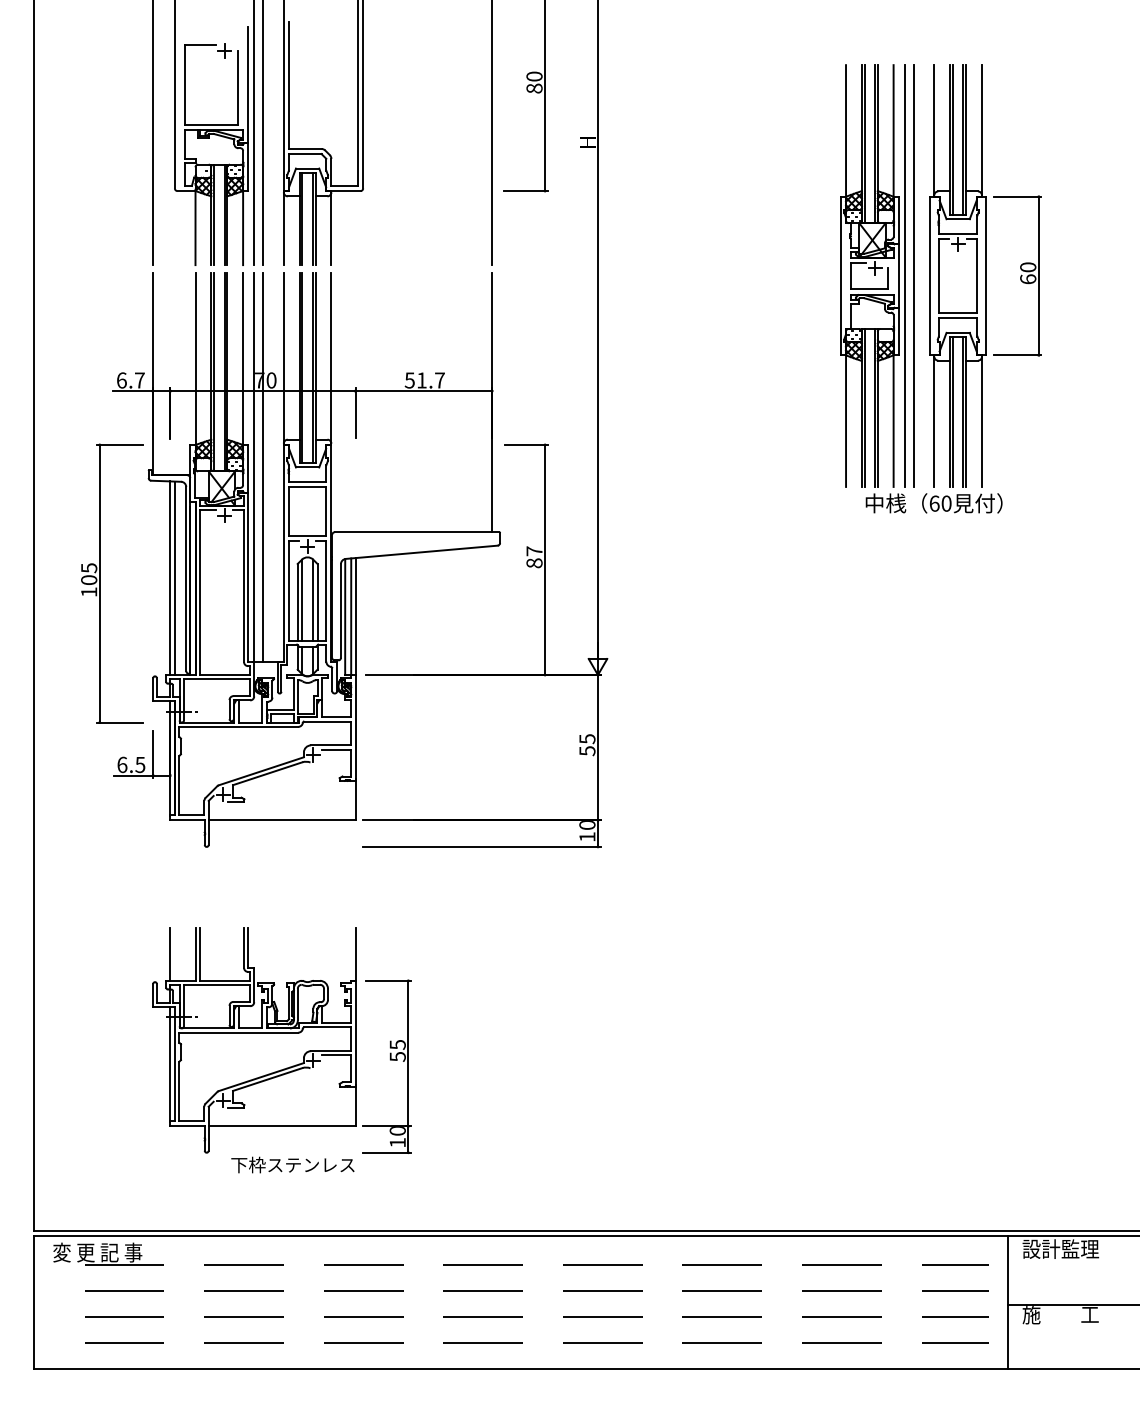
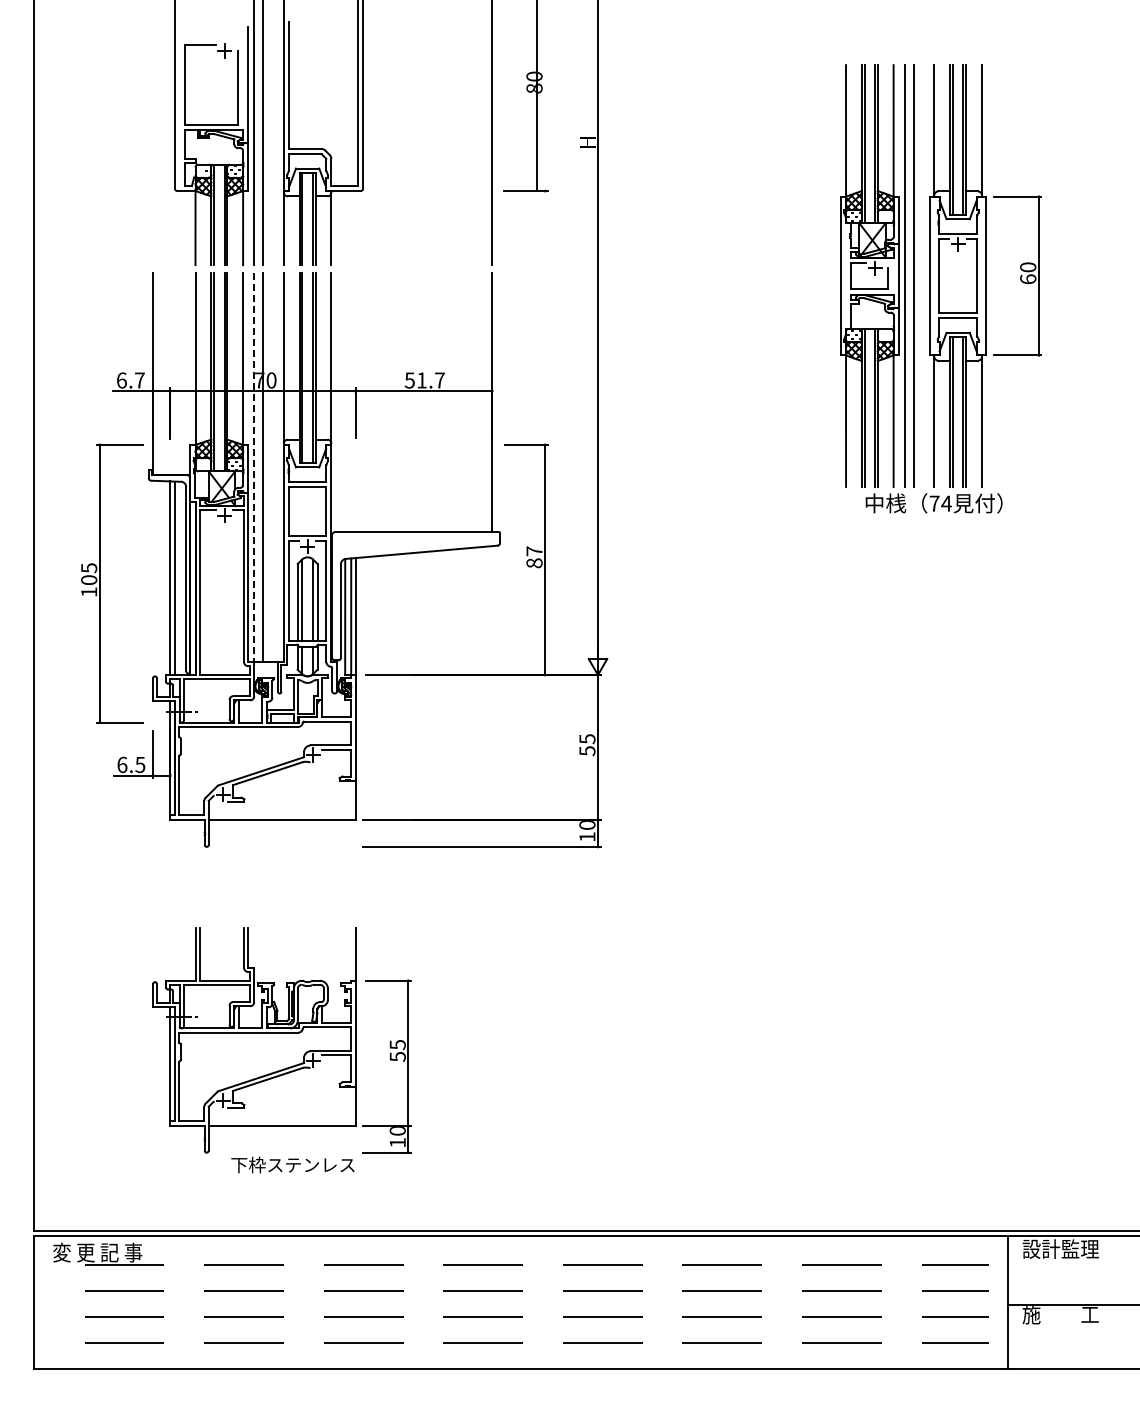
line position: (545, 96) -> (537, 96) (537, 96)
line: present -> none (152, 133)
line: solid -> dashed (254, 467)
text: 60 -> 74 (940, 503)
line: present -> none (170, 953)
